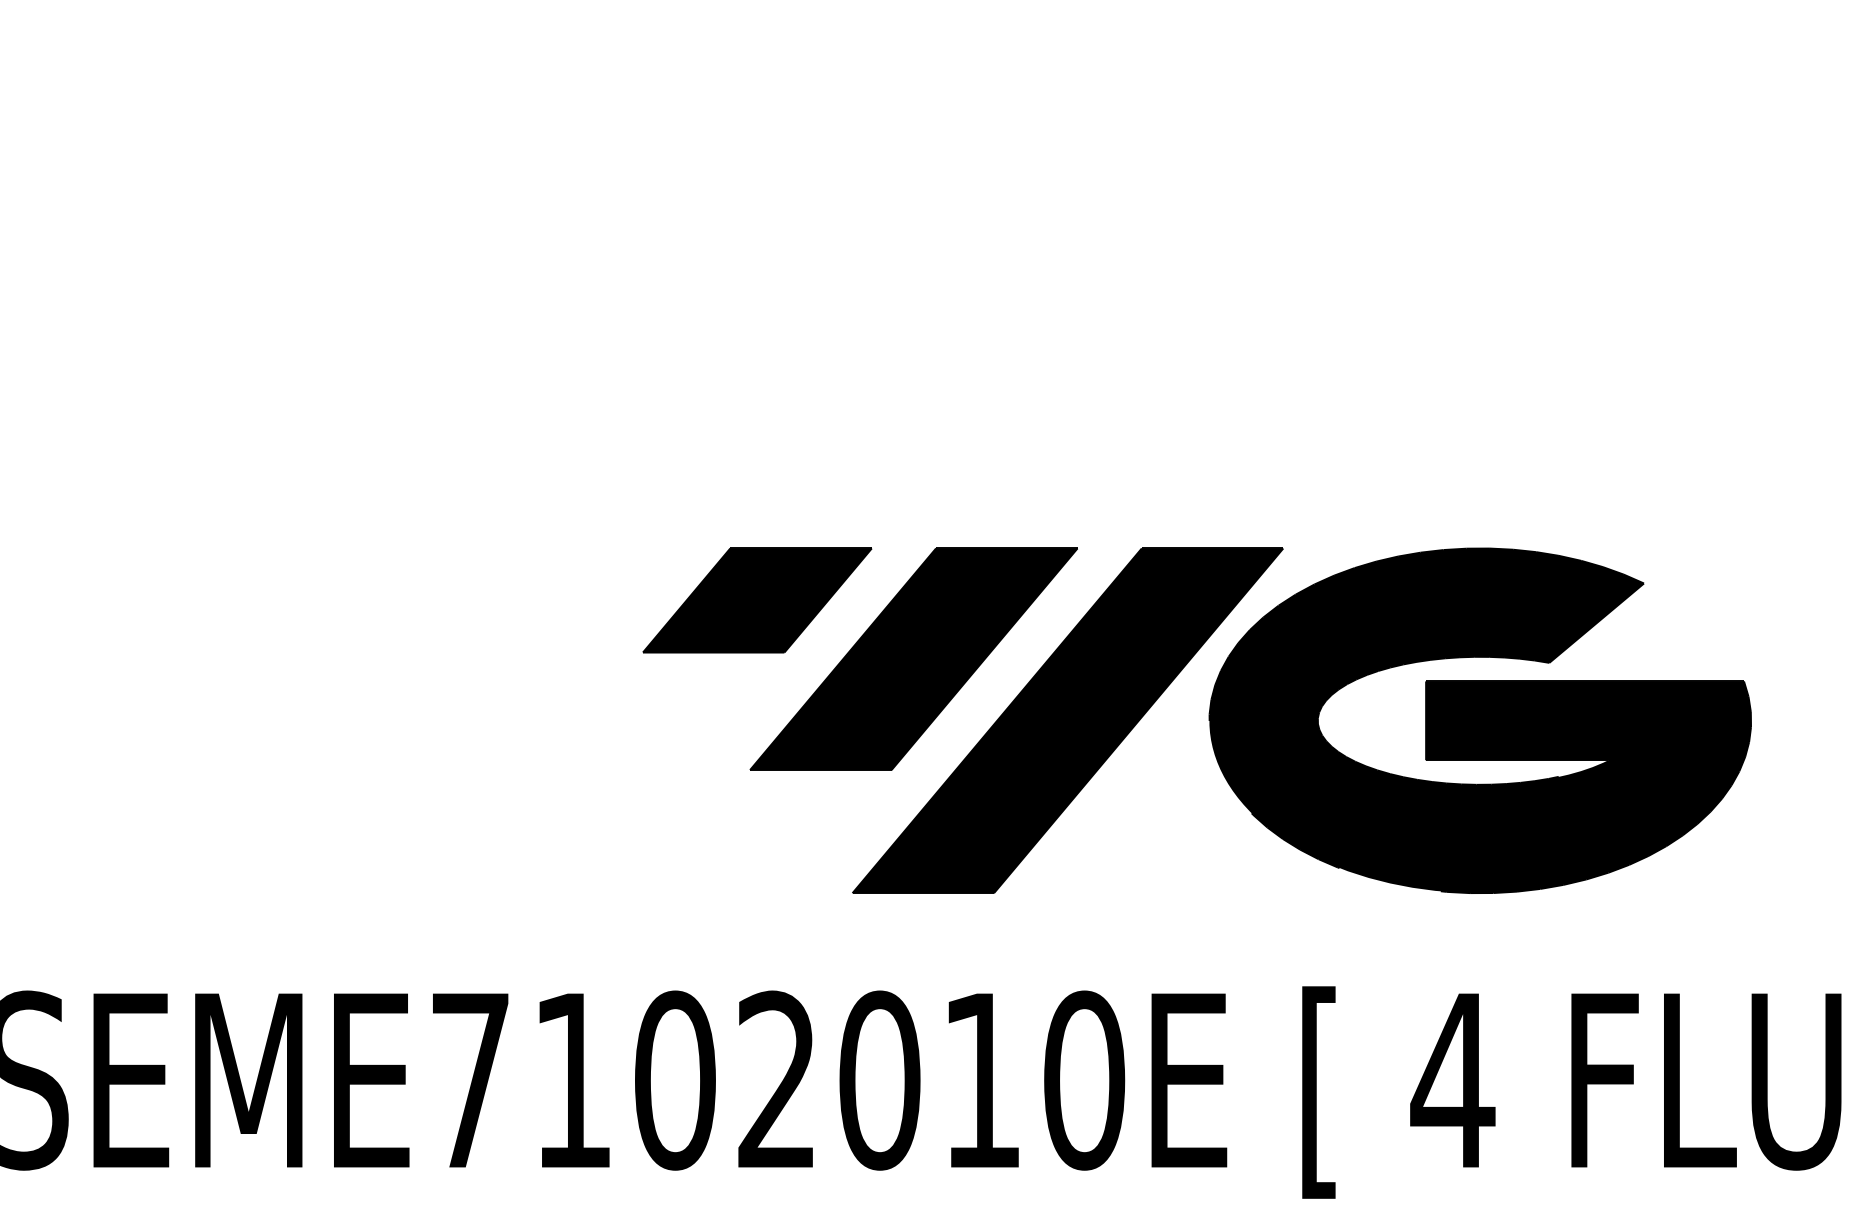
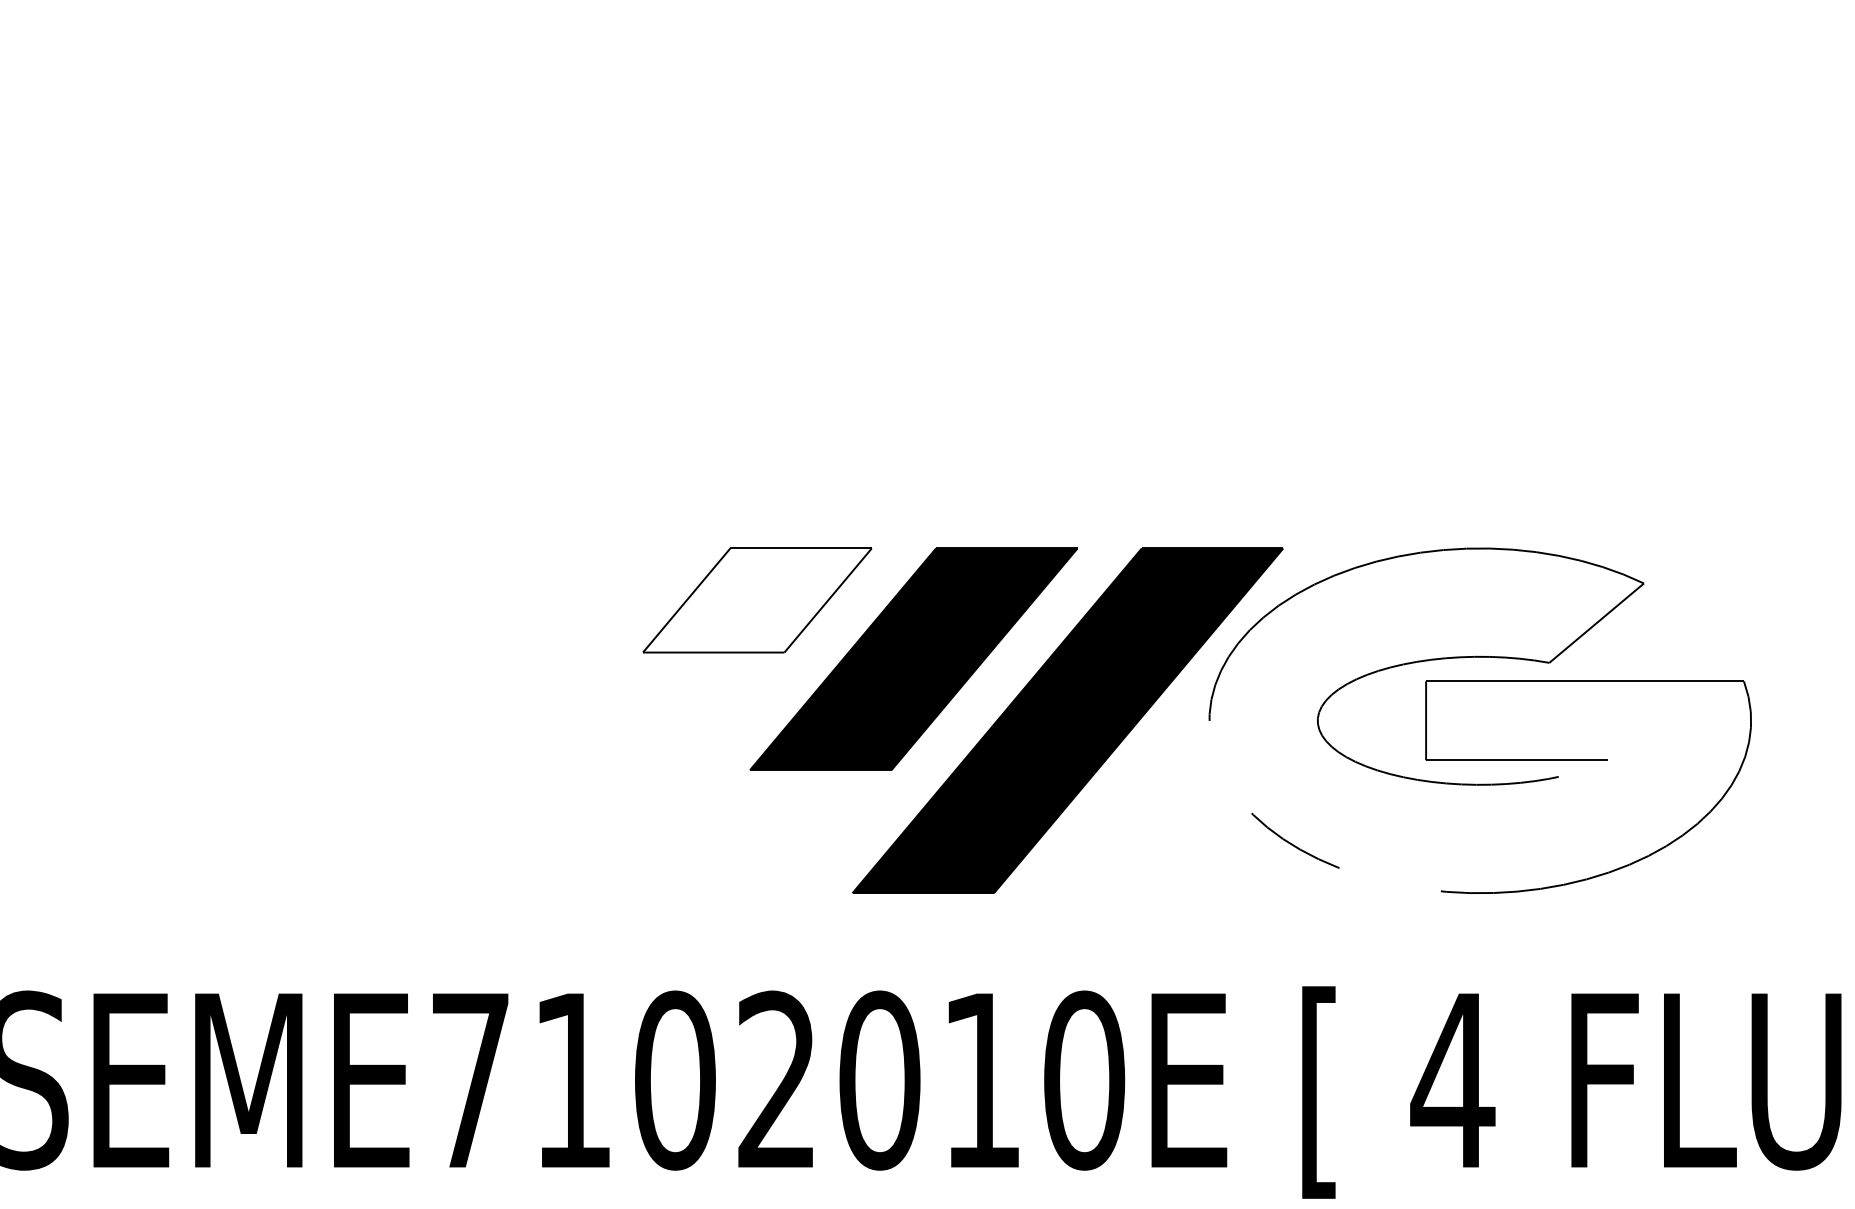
fill: present -> none (757, 600)
fill: present -> none (1480, 720)
